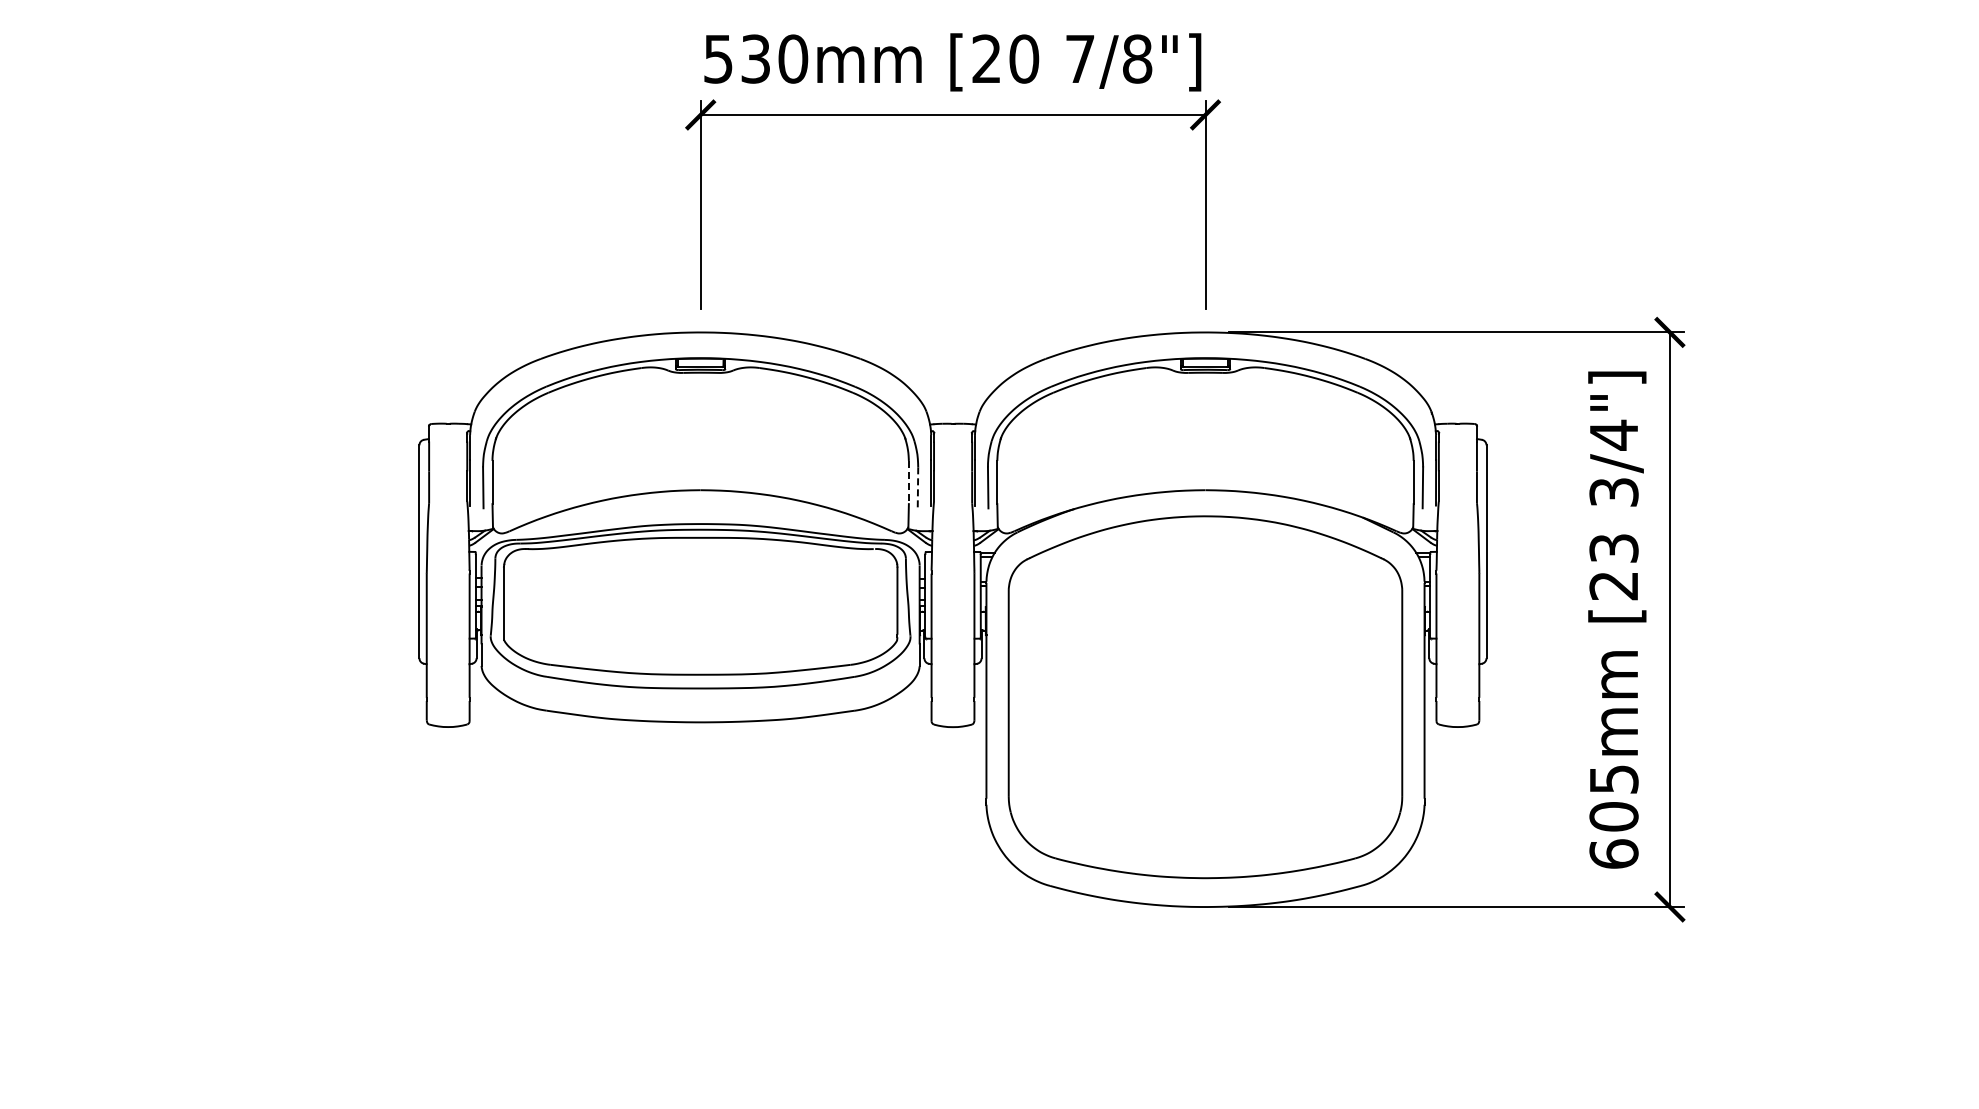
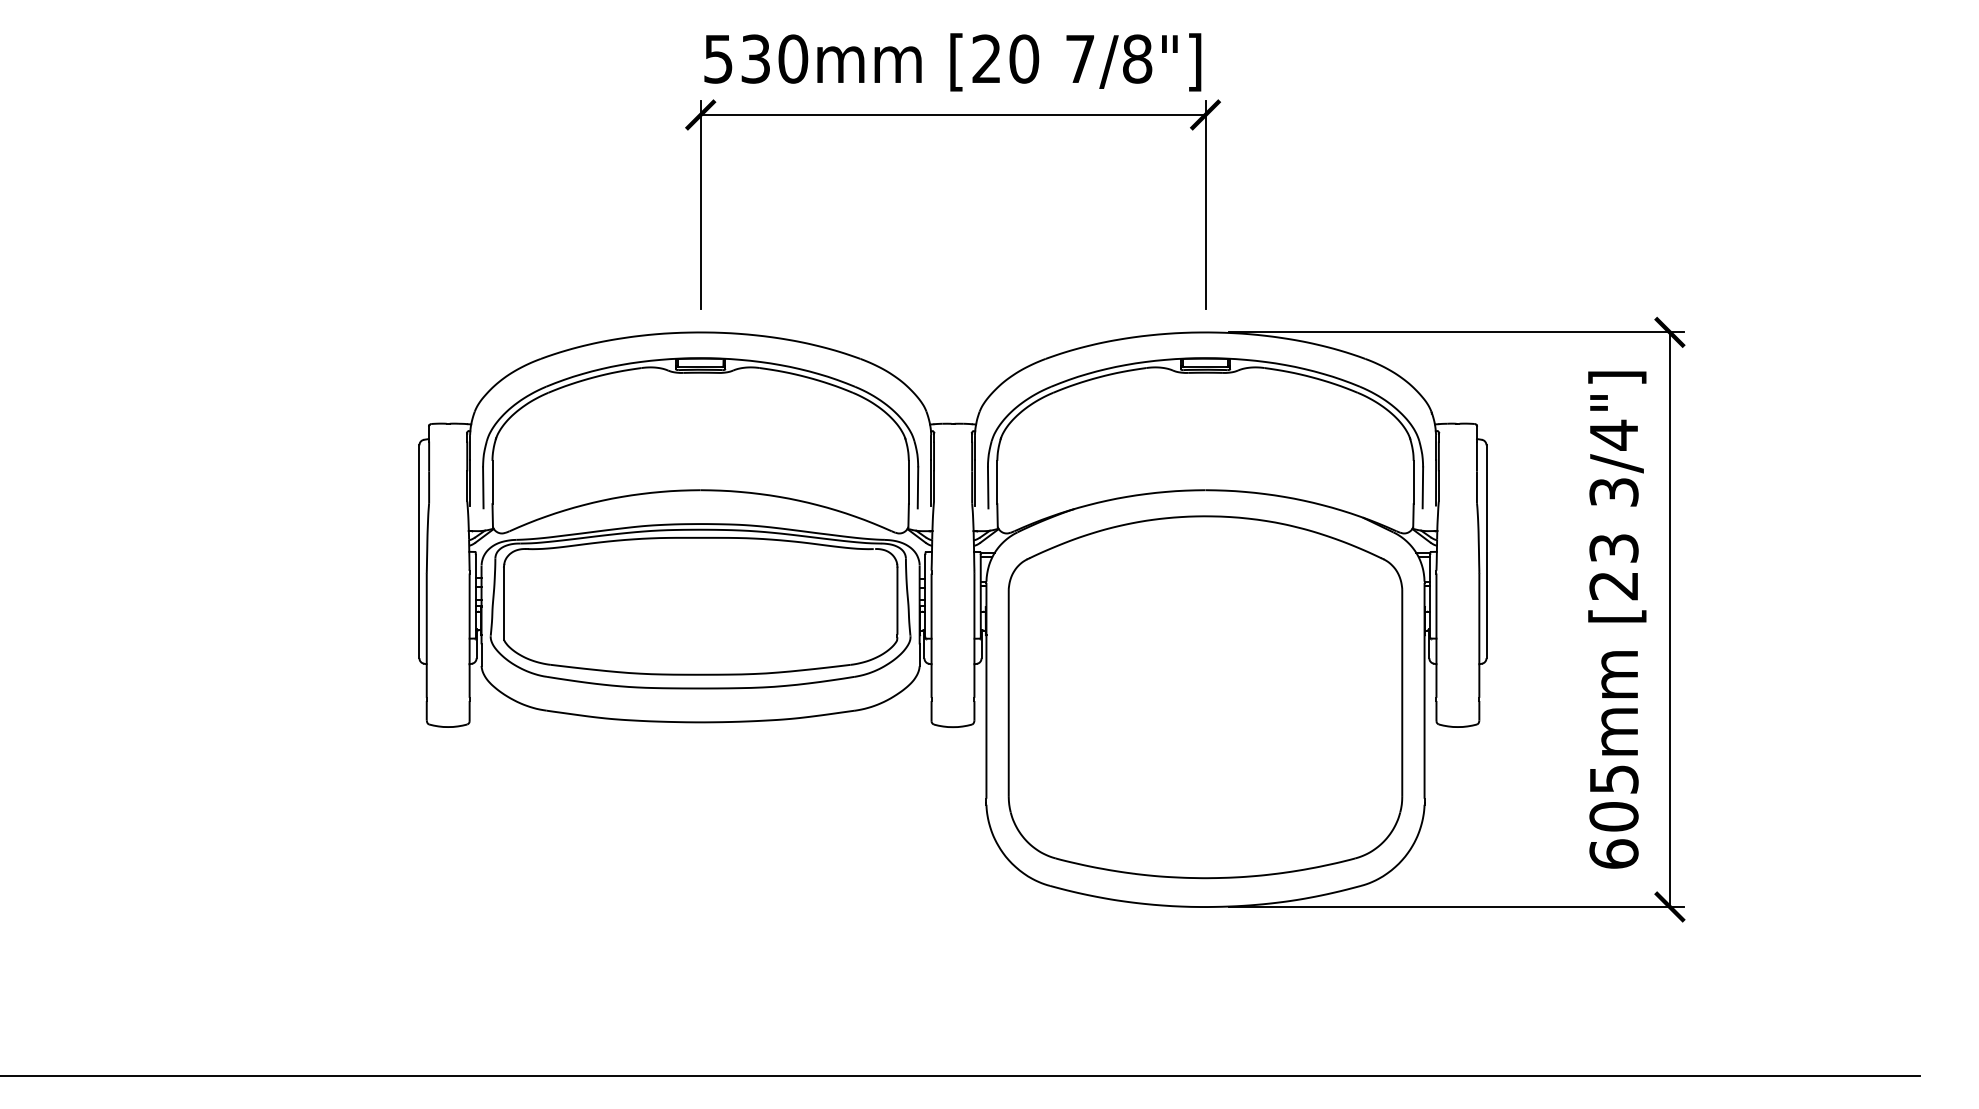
line: dashed -> solid (908, 482)
line: dashed -> solid (917, 487)
line: none -> present (960, 1075)
